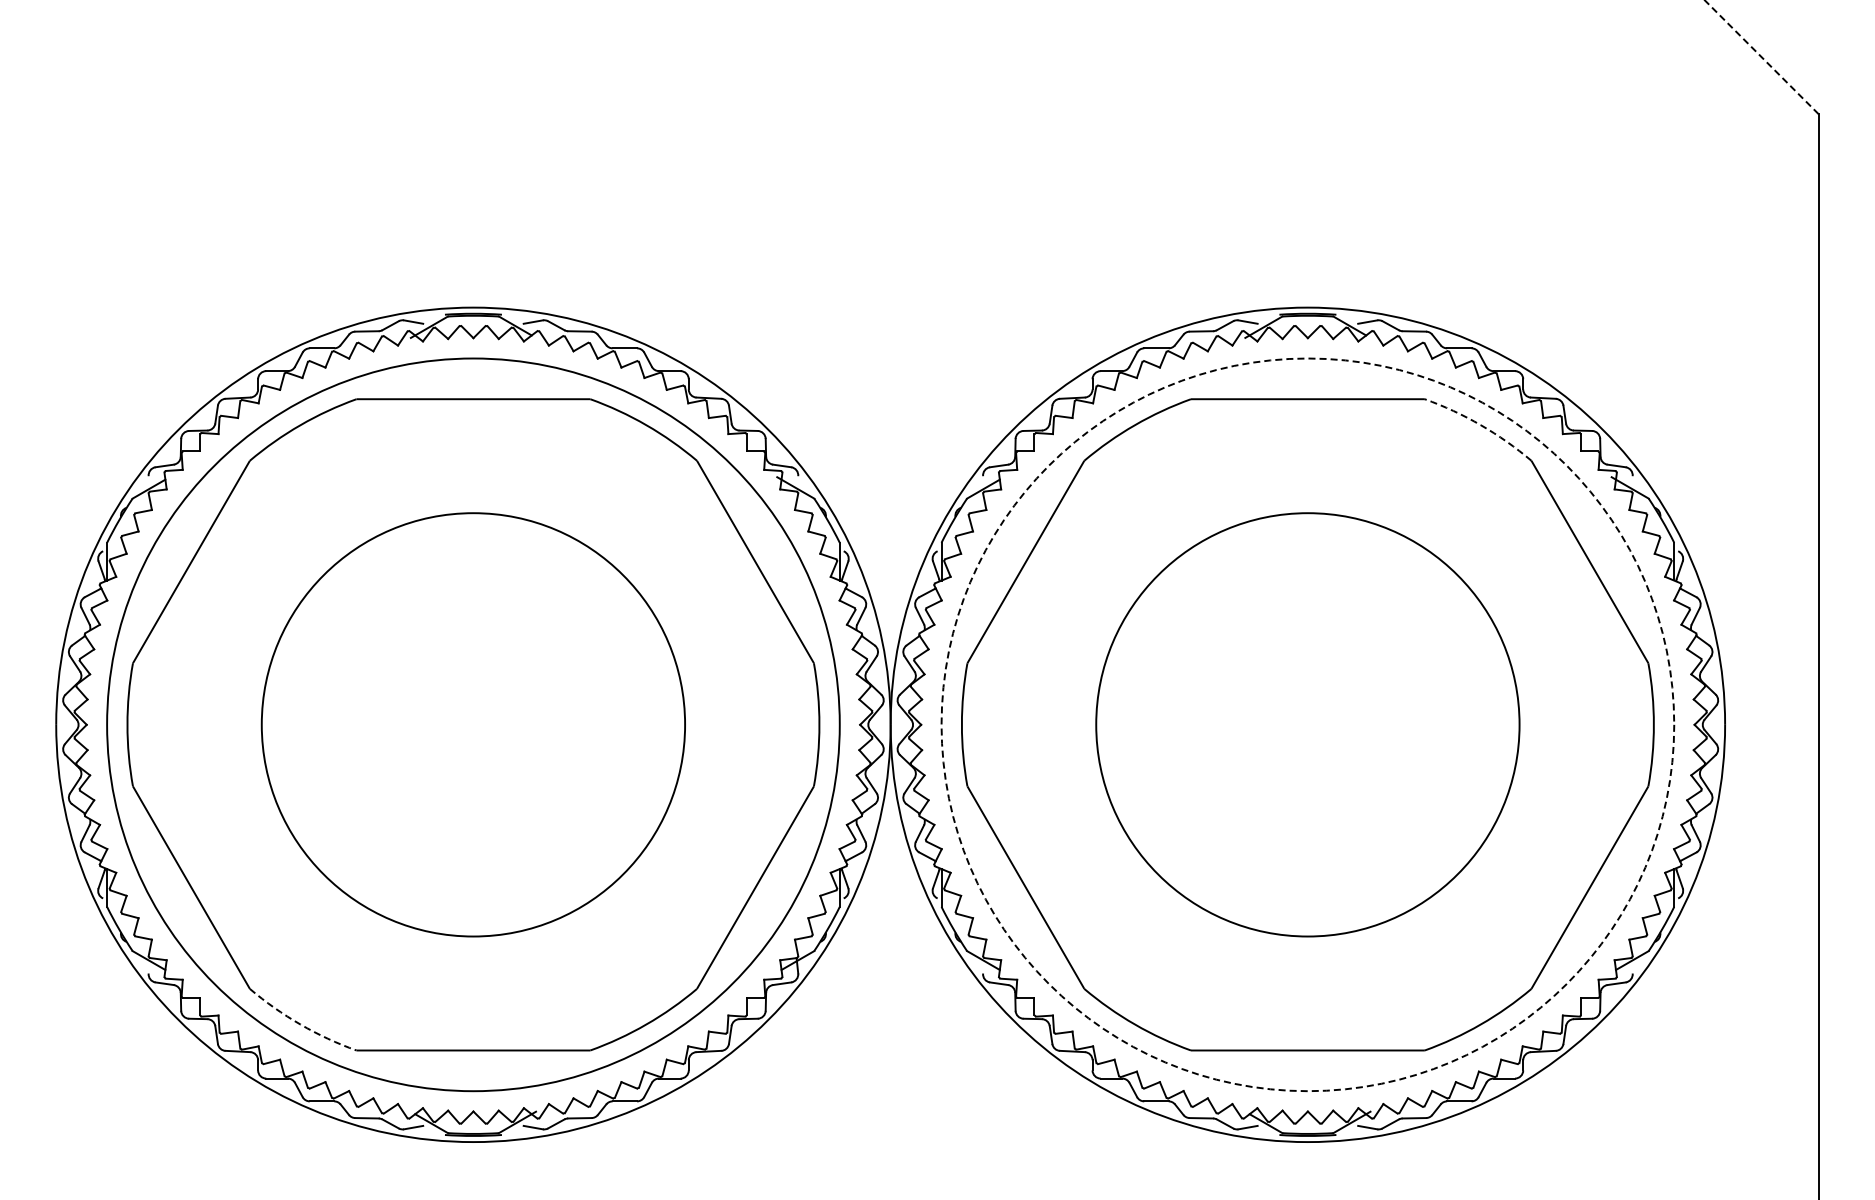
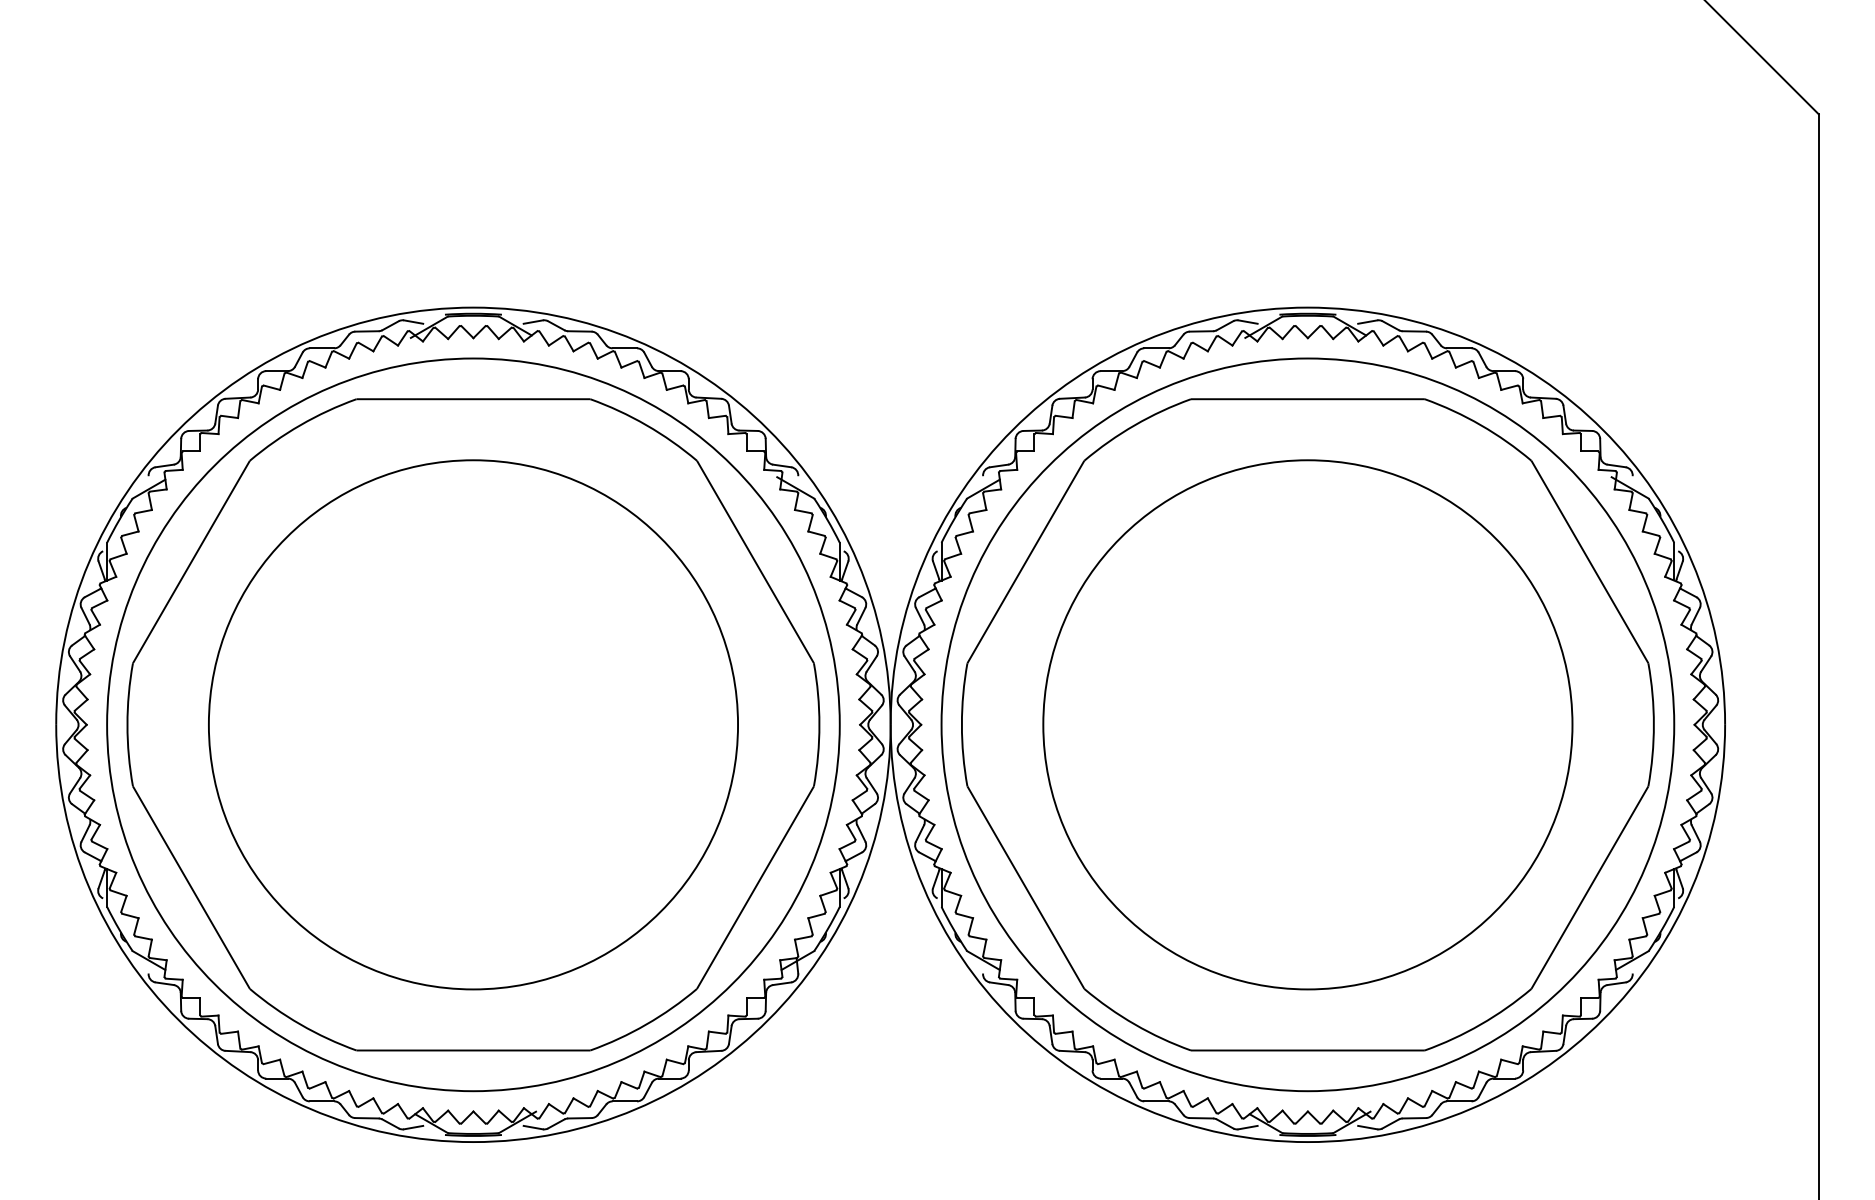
line: dashed -> solid (1761, 57)
arc: dashed -> solid (1480, 425)
circle diameter: 423 px -> 529 px (473, 724)
circle diameter: 423 px -> 529 px (1307, 724)
circle: dashed -> solid (1307, 724)
arc: dashed -> solid (300, 1024)
